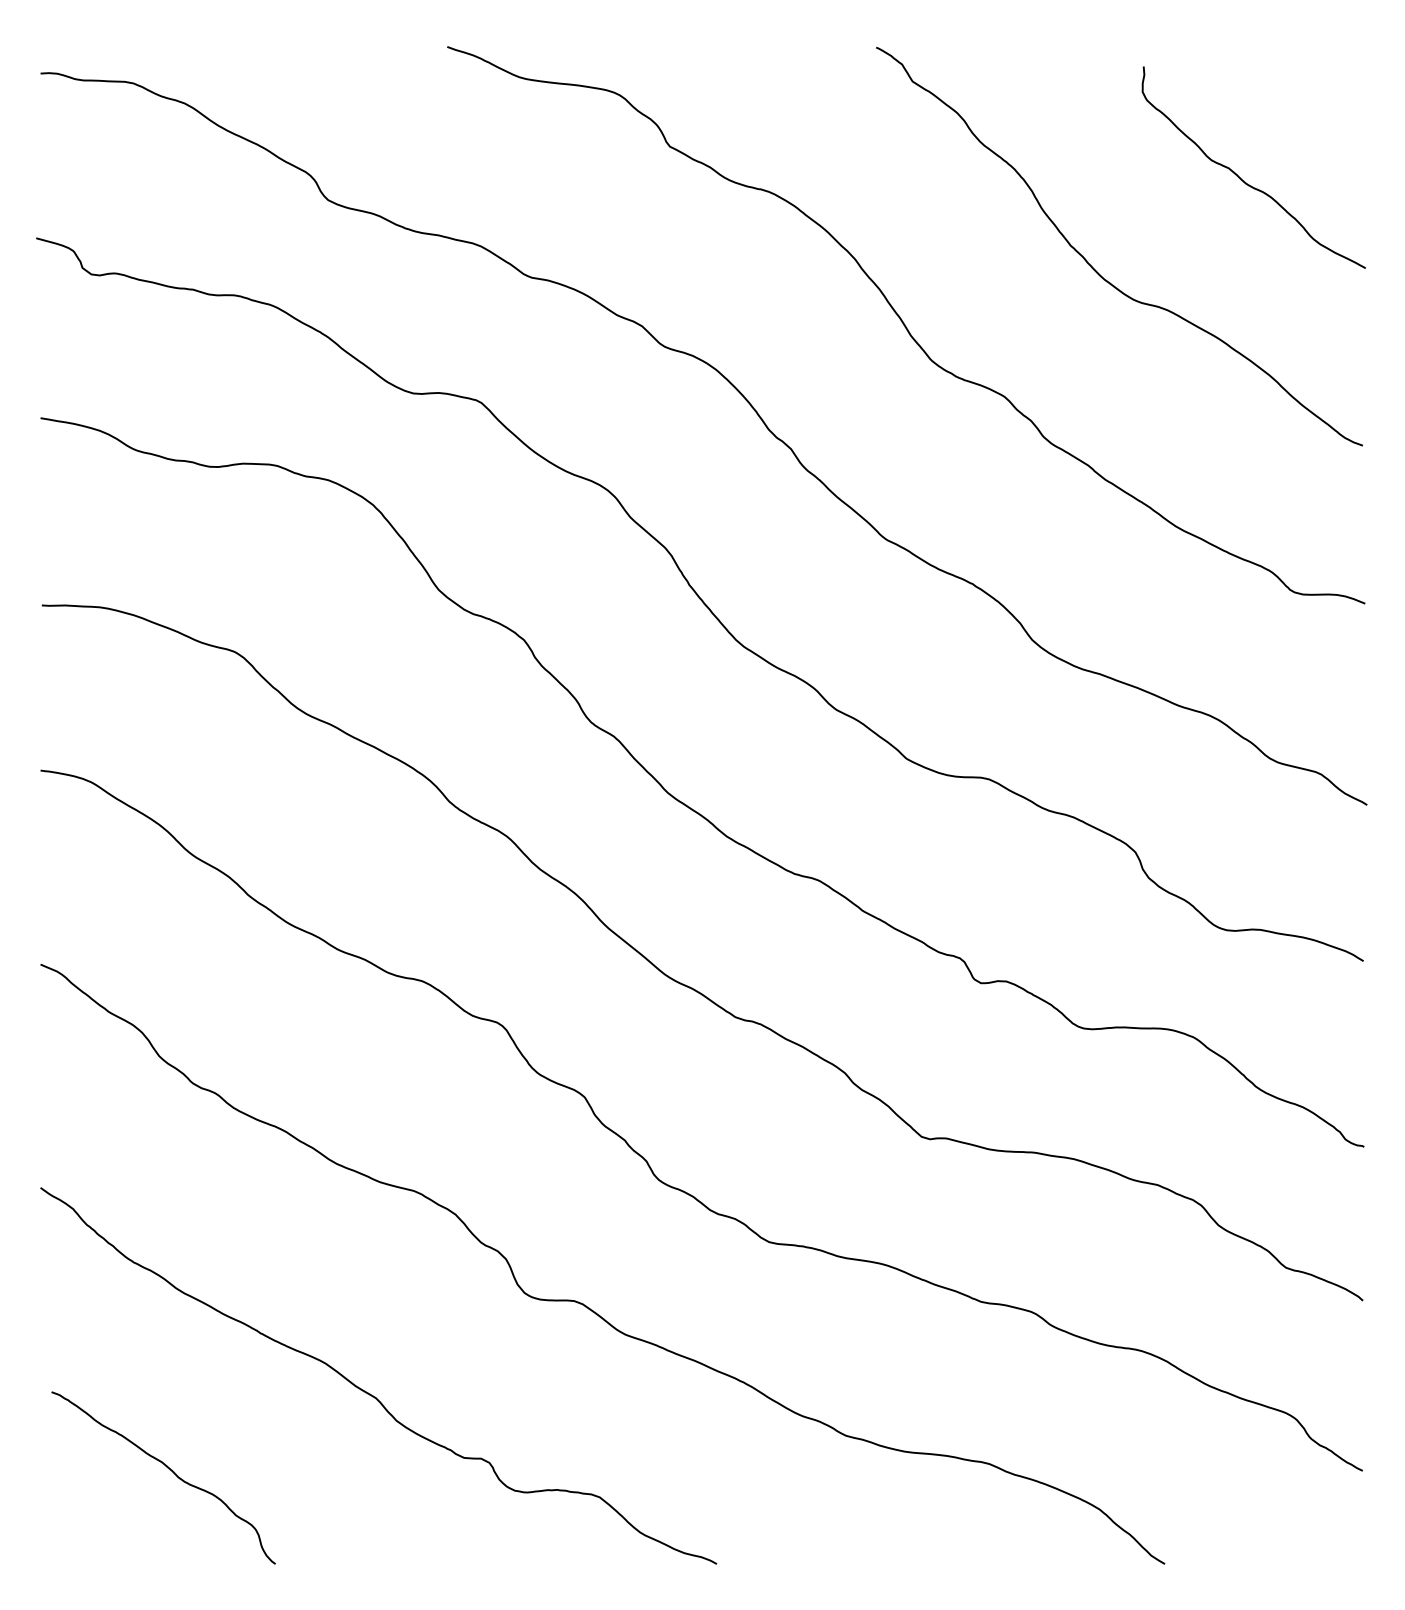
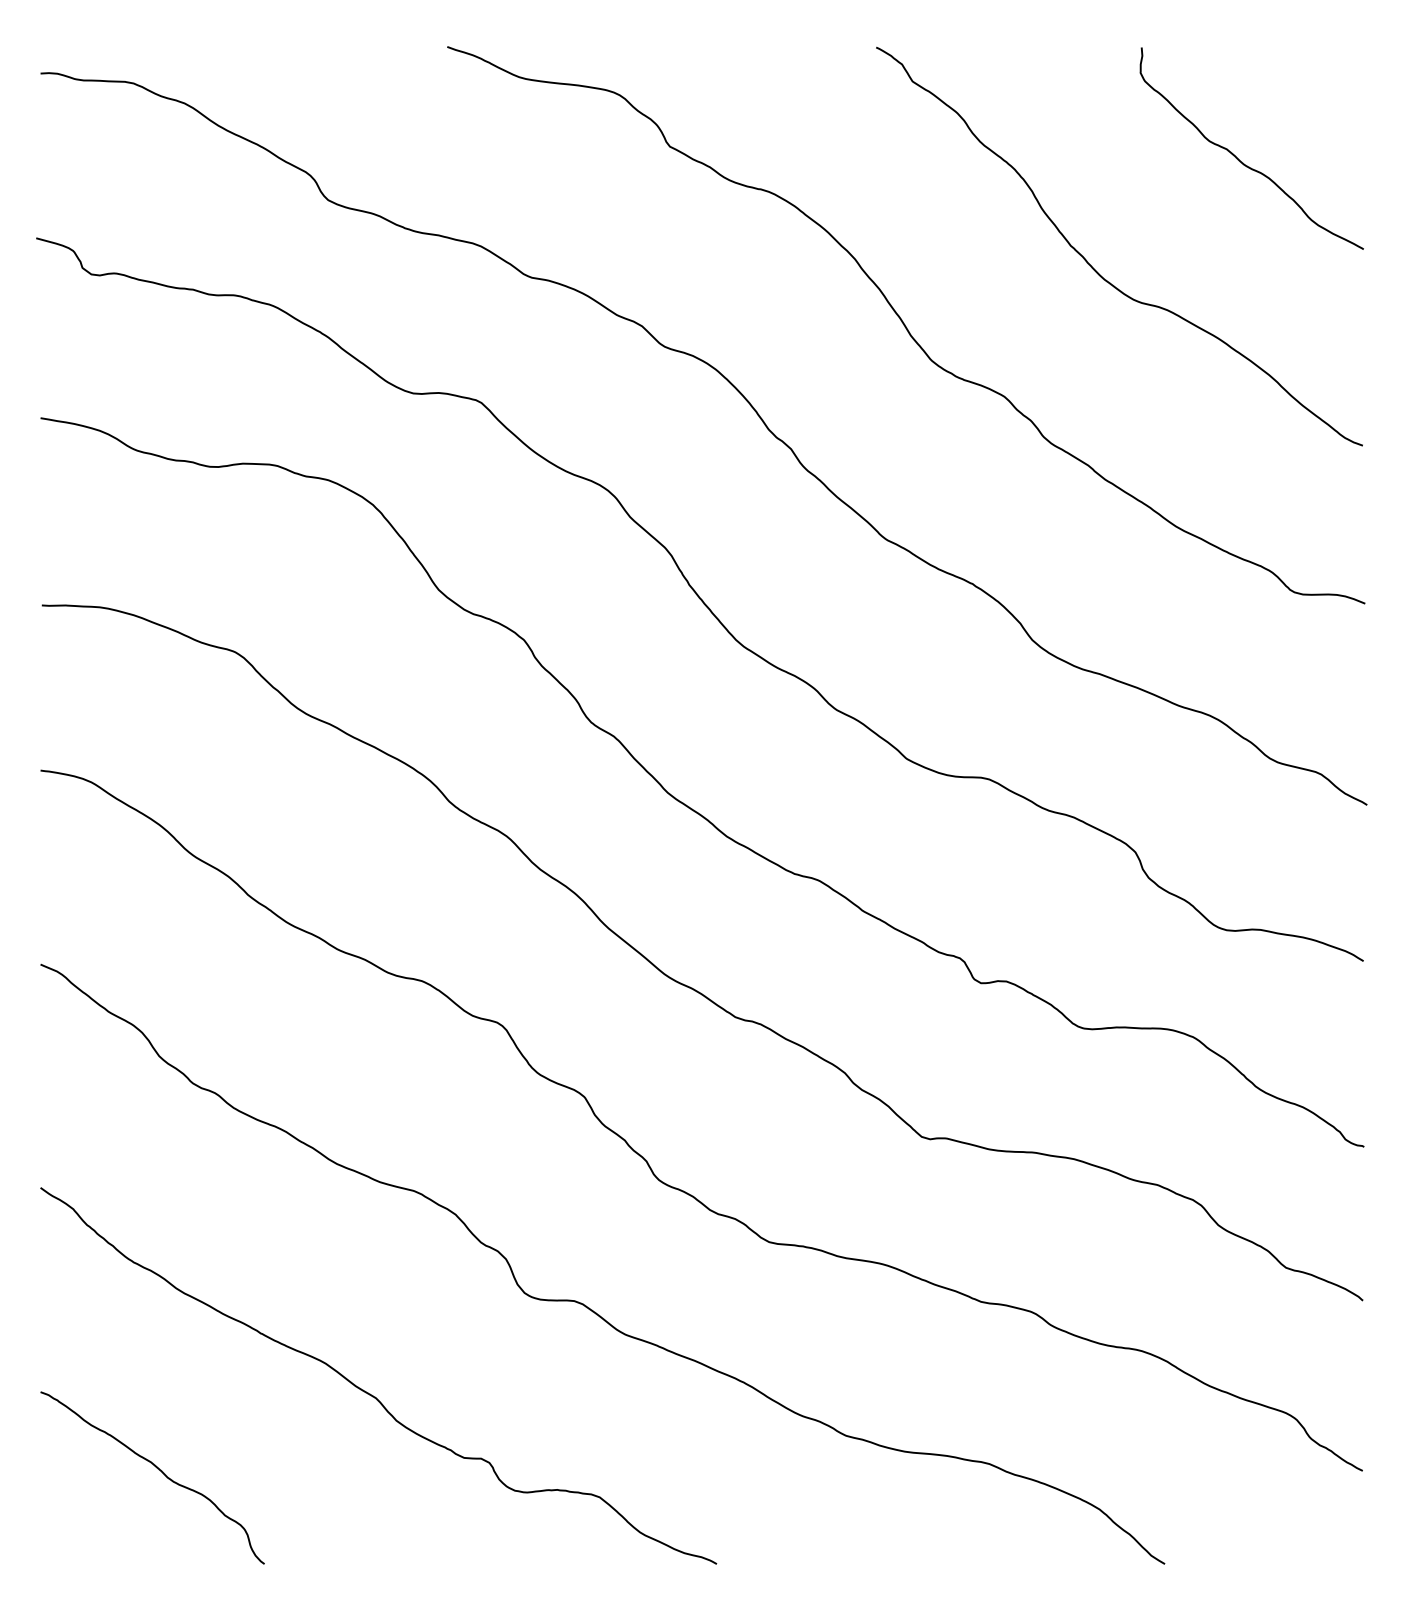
curve position: (1245, 181) -> (1243, 162) (1243, 162)
curve position: (168, 1469) -> (157, 1469) (157, 1469)
